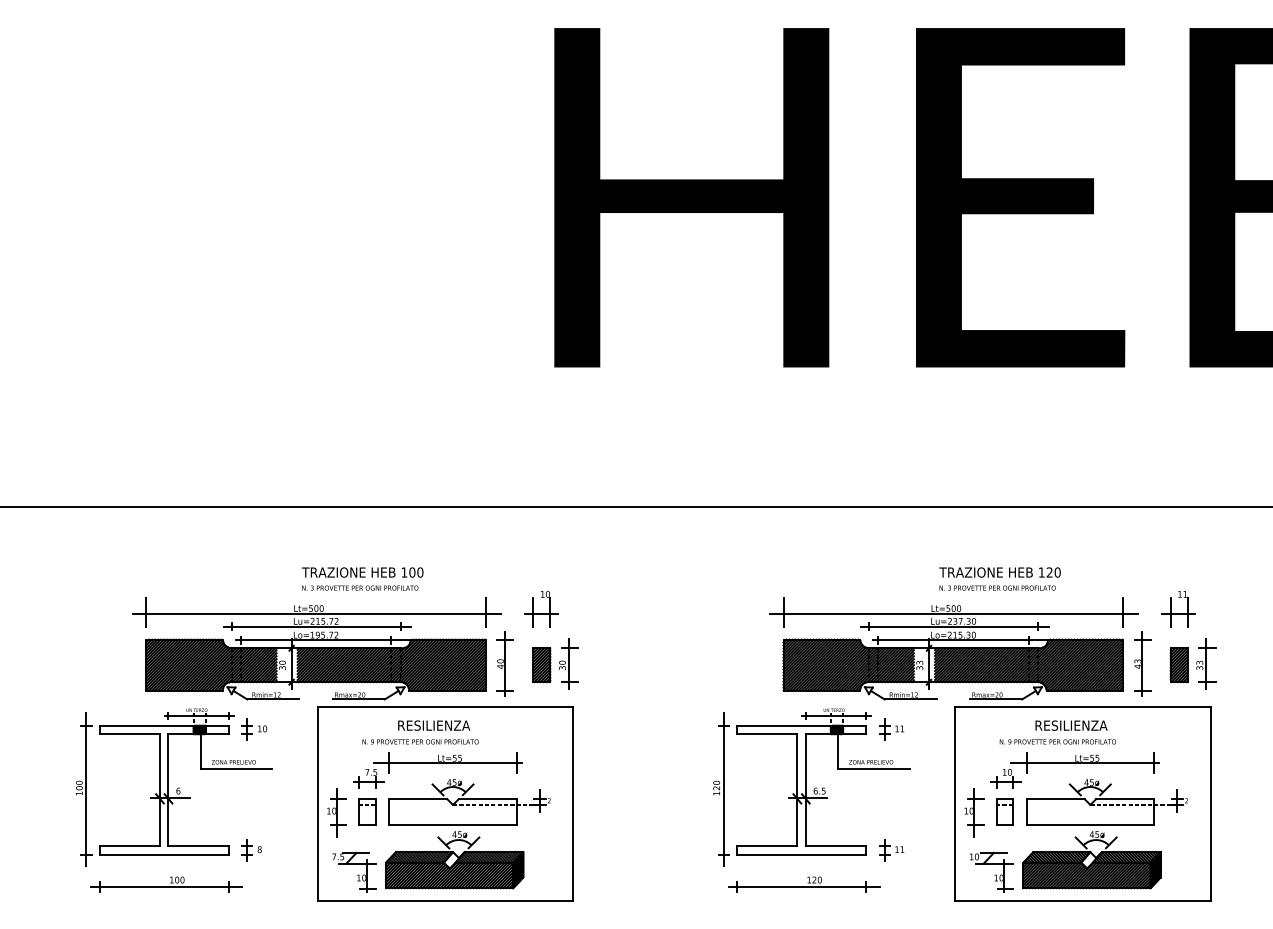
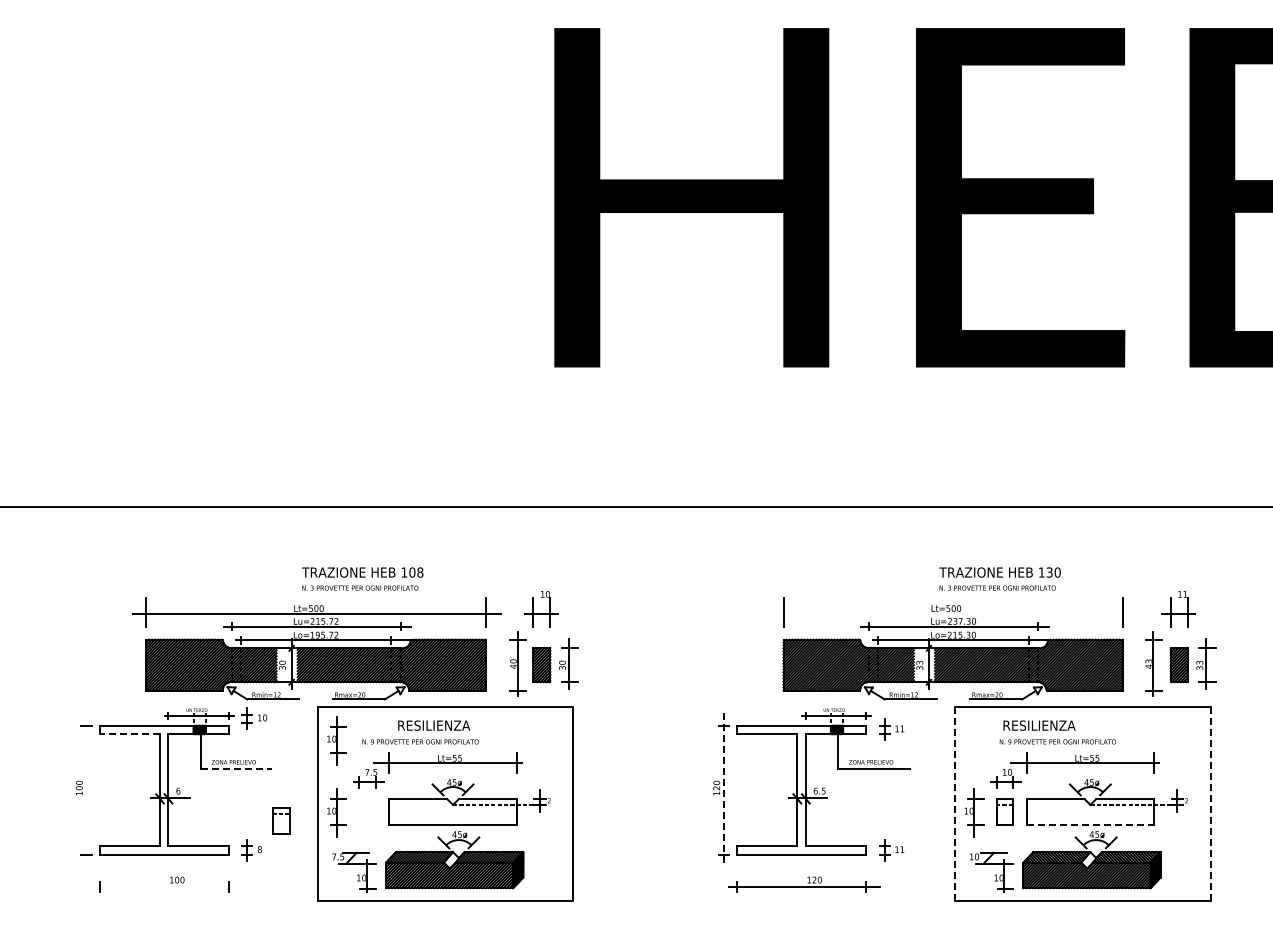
text: 100 -> 108 (420, 572)
text: 120 -> 130 (1049, 572)
line: present -> none (953, 614)
part position: (504, 663) -> (517, 663) (517, 663)
part position: (1142, 663) -> (1153, 663) (1153, 663)
text position: (1071, 725) -> (1039, 725) (1039, 725)
part position: (254, 729) -> (254, 718) (254, 718)
line: solid -> dashed (129, 734)
part: none -> present (336, 740)
line: solid -> dashed (236, 768)
line: present -> none (86, 789)
line: solid -> dashed (723, 790)
line: solid -> dashed (1210, 803)
line: solid -> dashed (955, 804)
part position: (367, 811) -> (281, 820) (281, 820)
line: solid -> dashed (1090, 824)
line: present -> none (166, 887)
